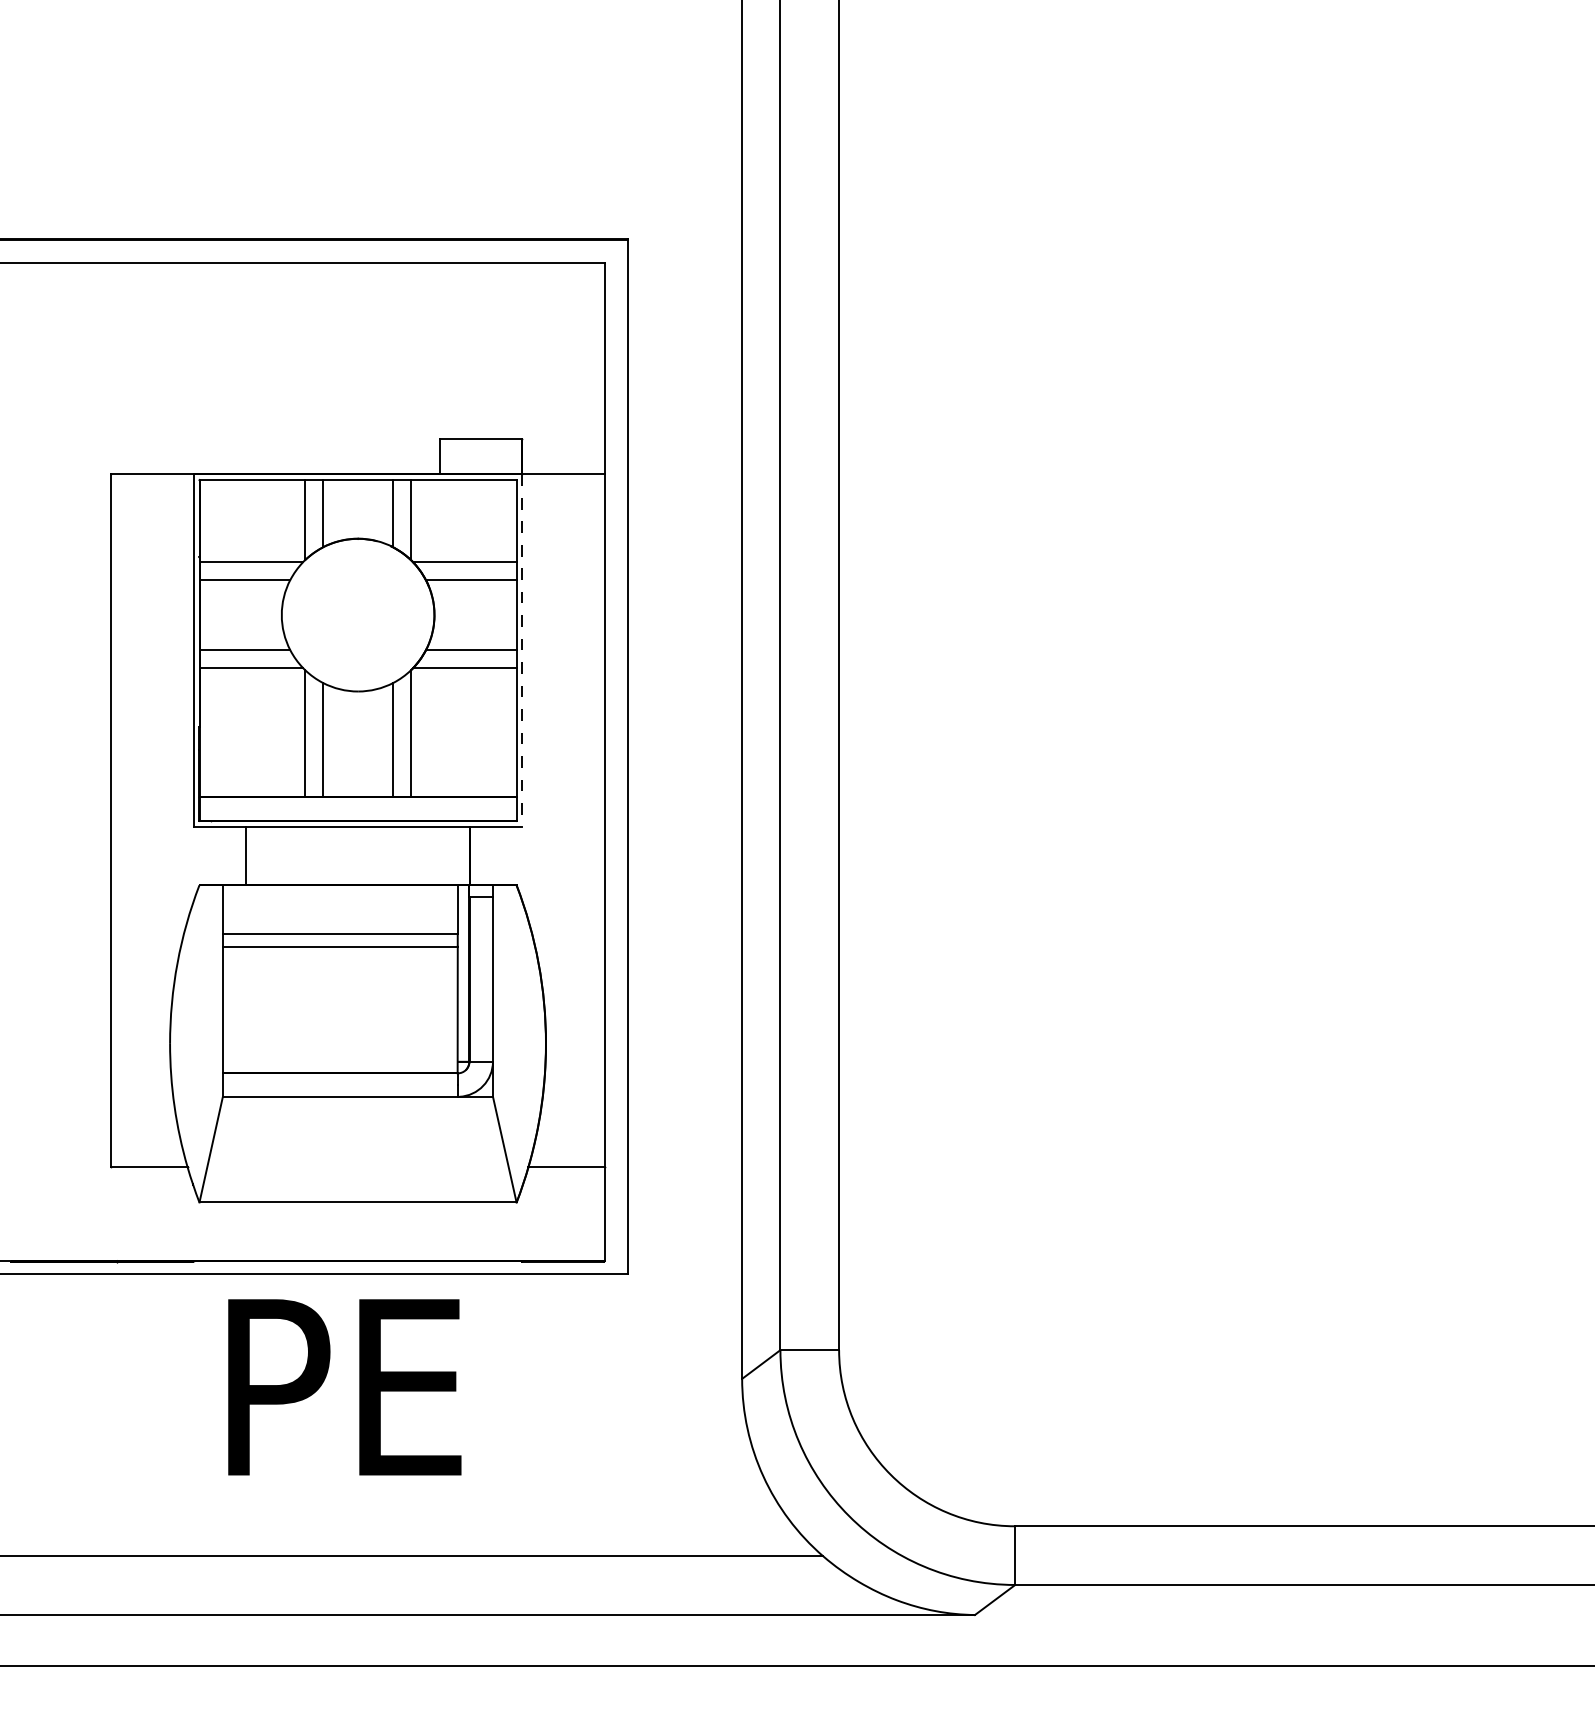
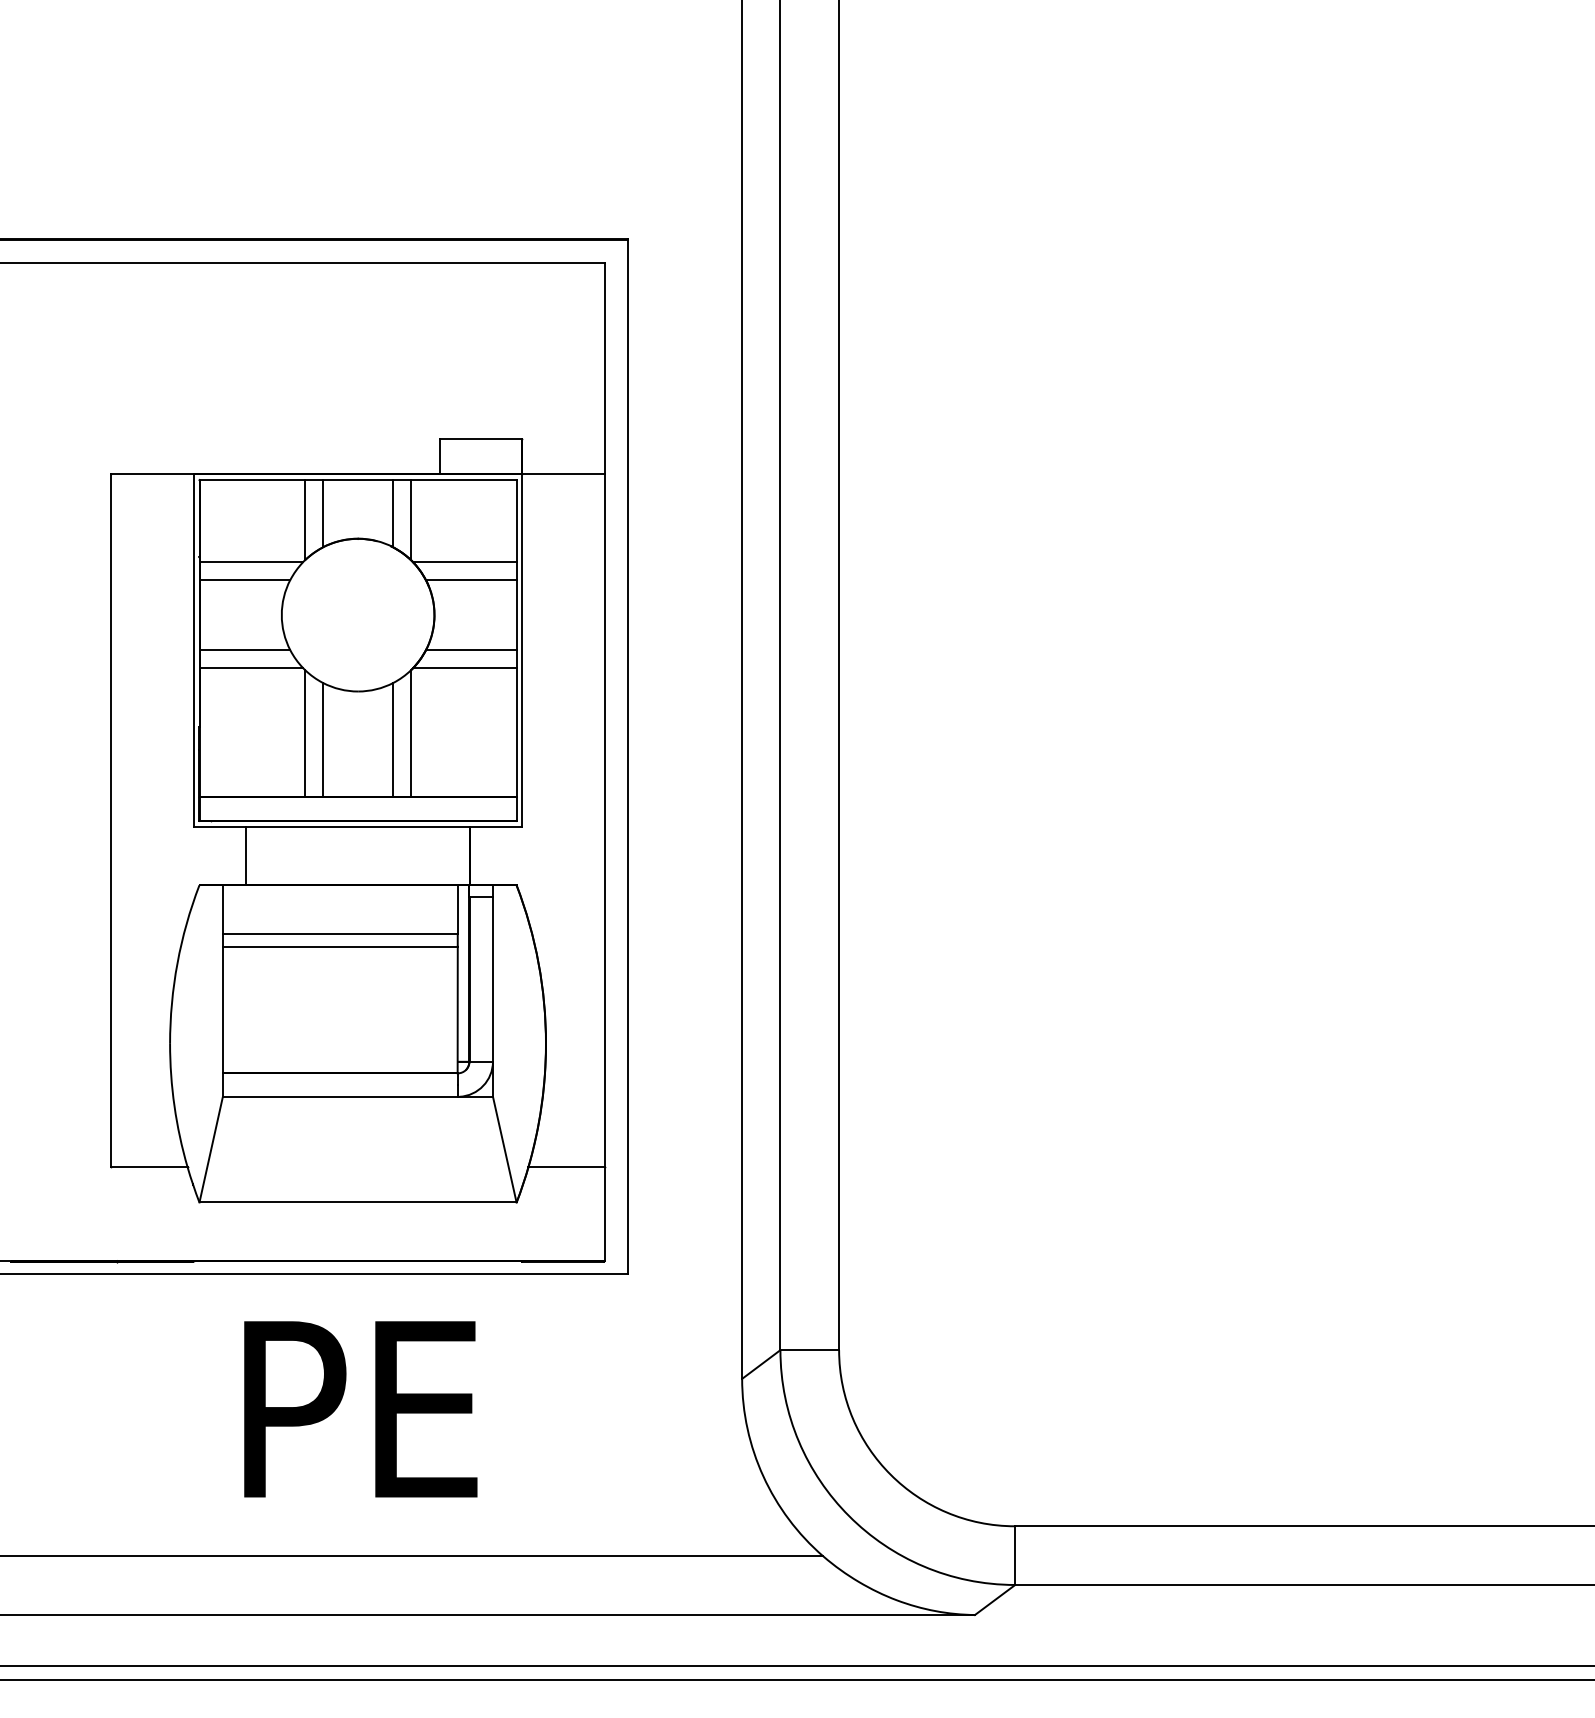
line: dashed -> solid (522, 650)
text position: (344, 1387) -> (360, 1409) (360, 1409)
line: none -> present (796, 1679)
